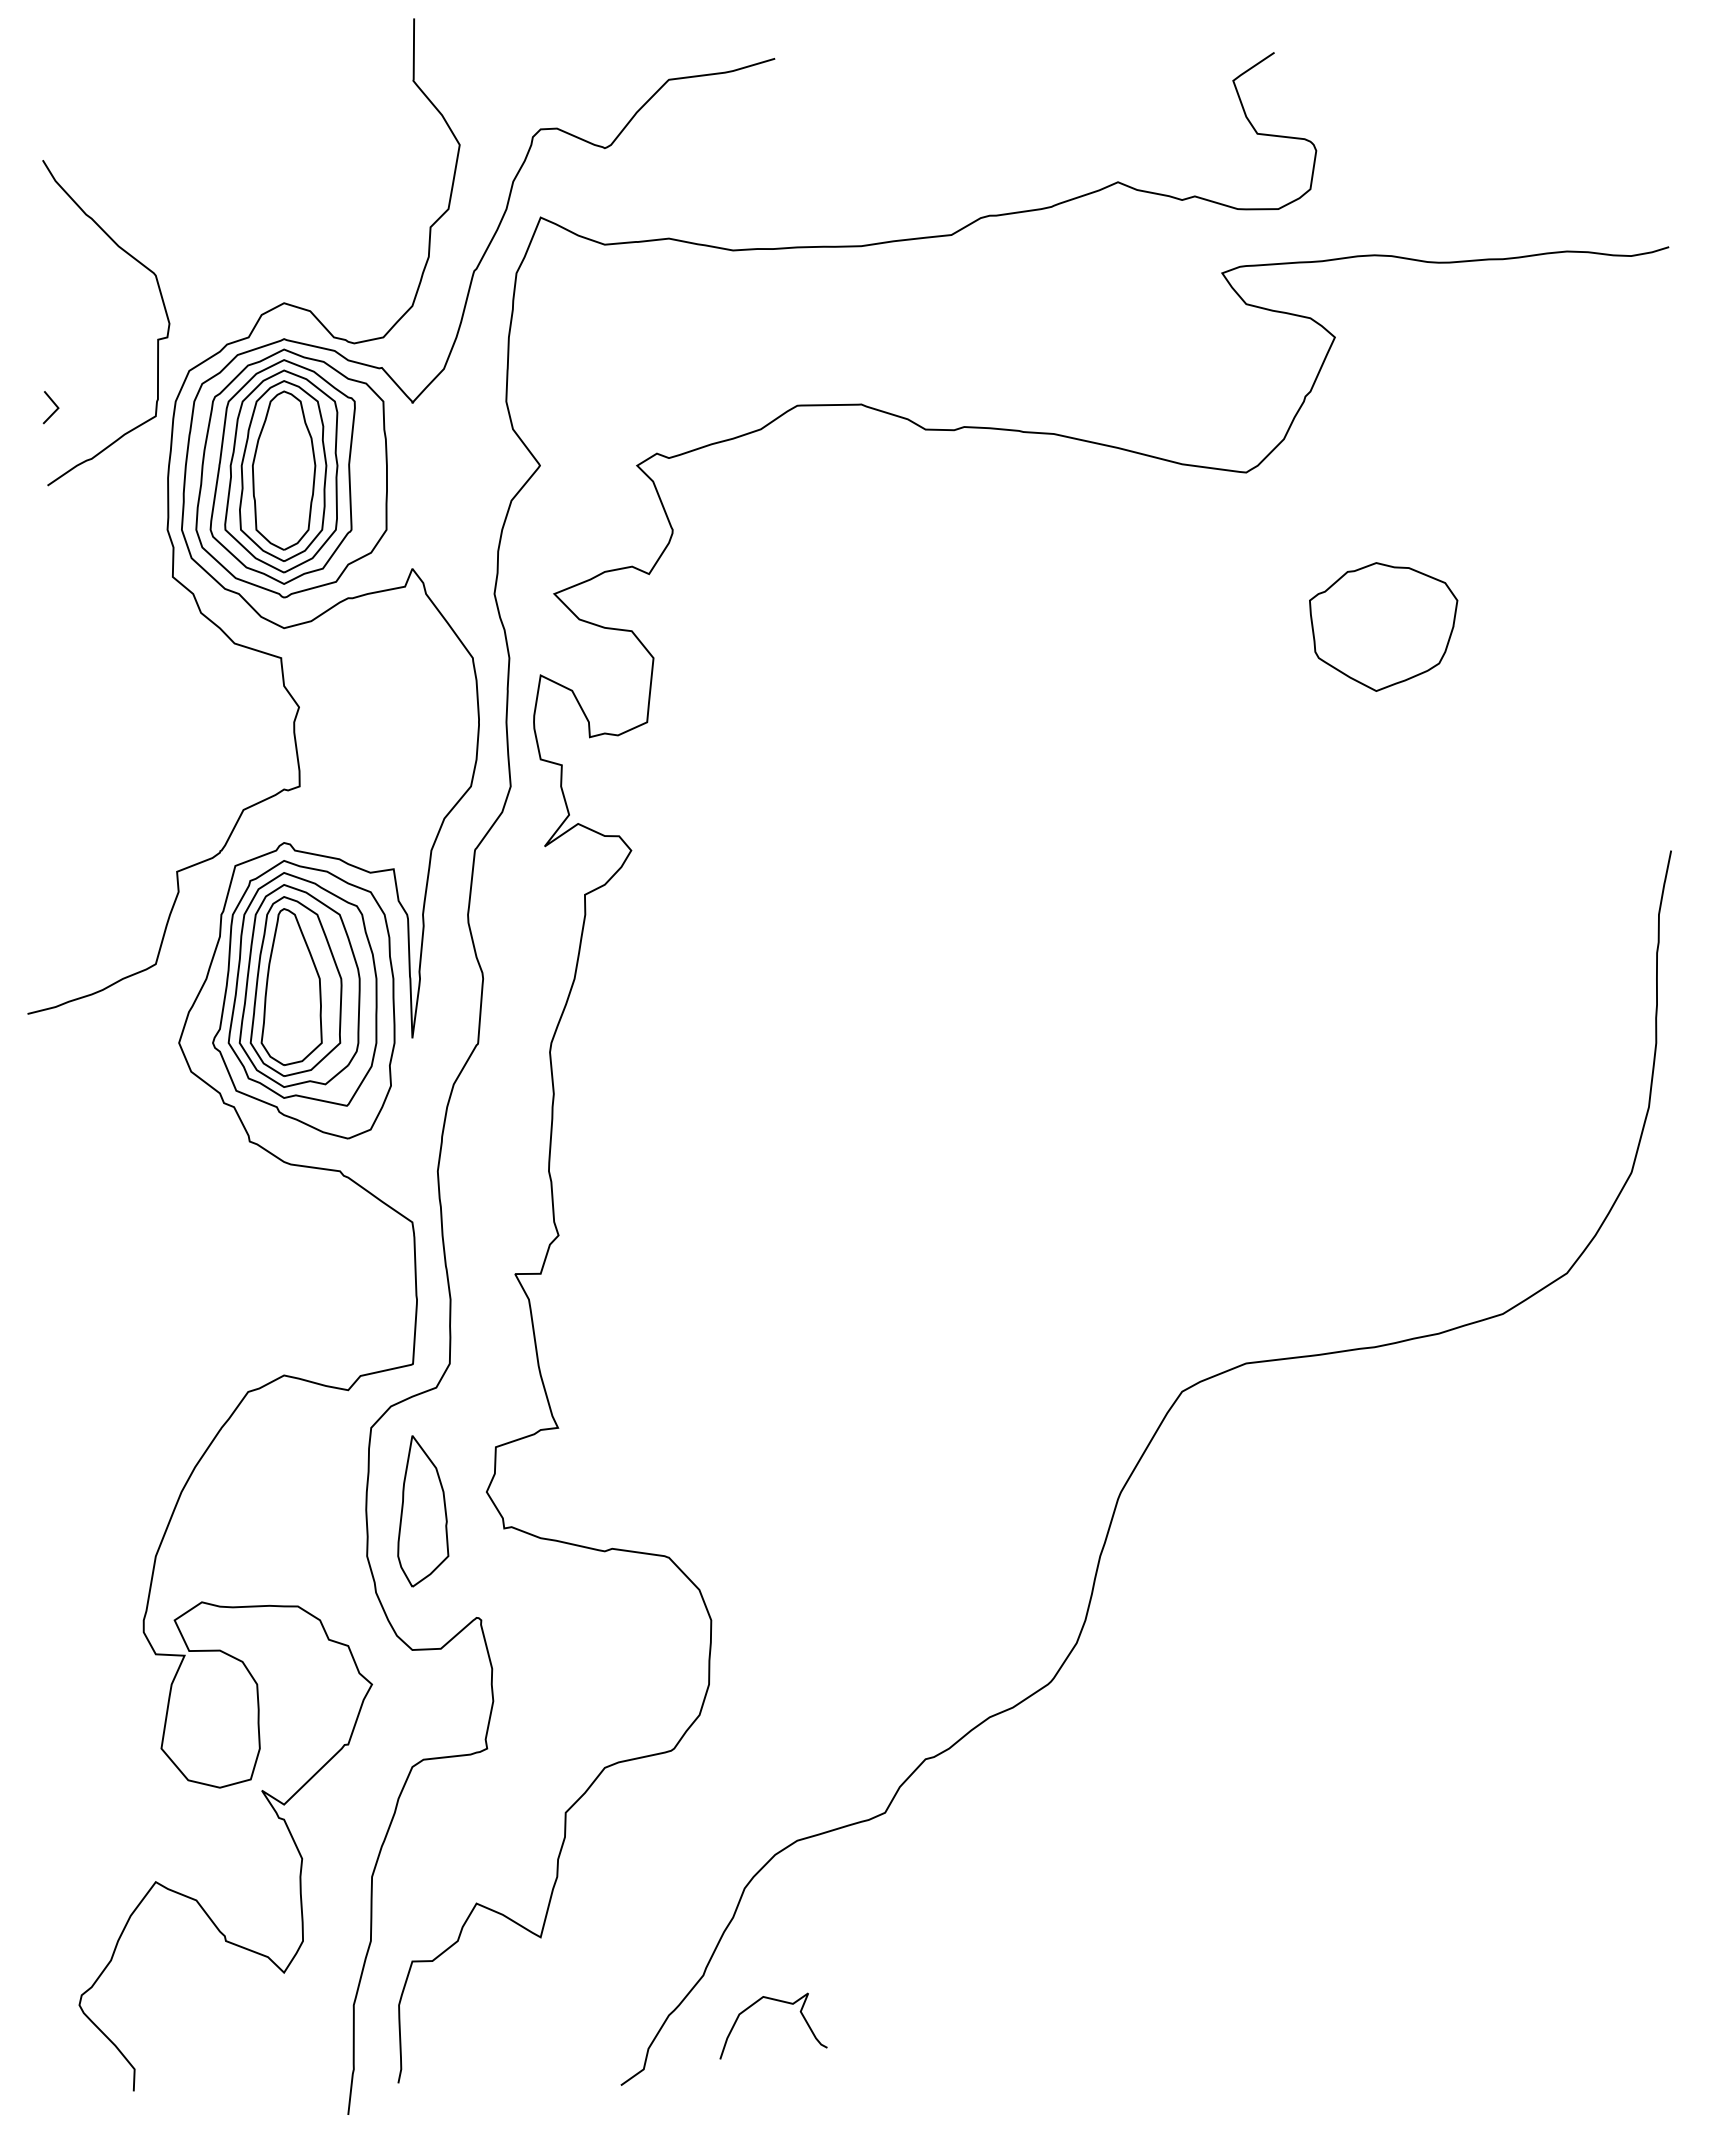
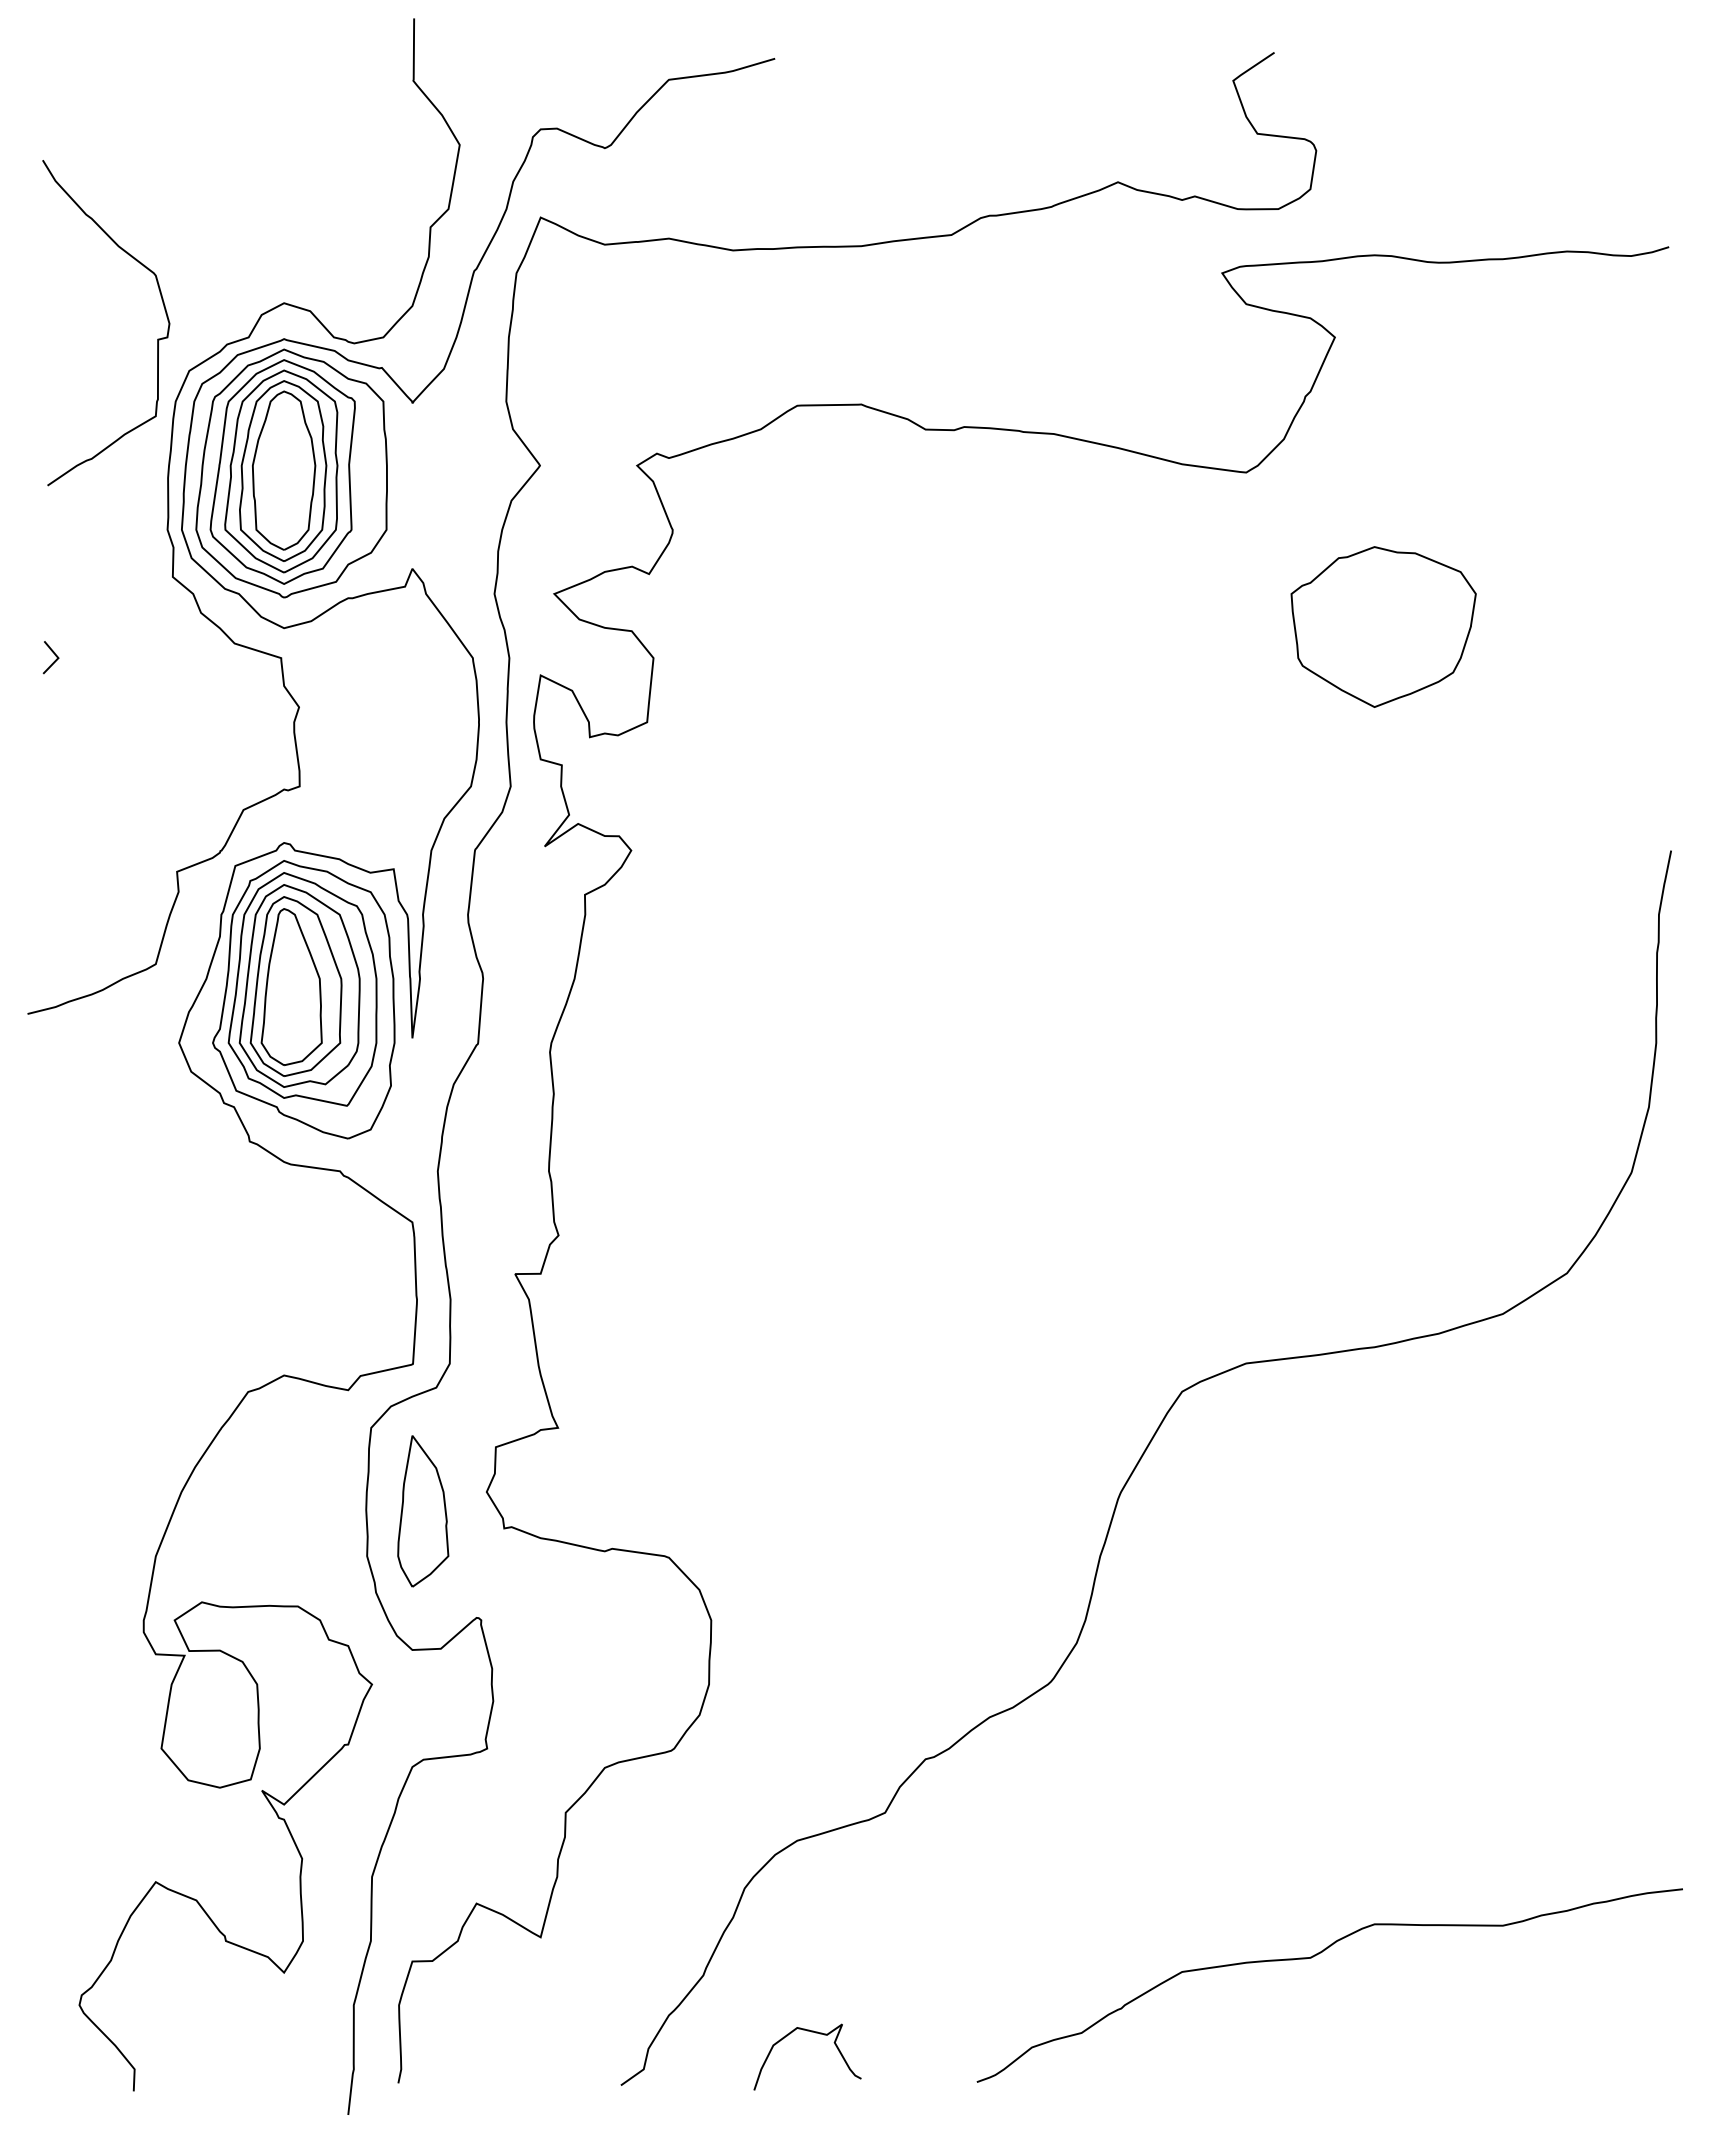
line position: (53, 403) -> (53, 653) (53, 653)
part size: 150x130 px -> 187x162 px (1383, 626)
curve: none -> present (1315, 1956)
curve position: (777, 2001) -> (811, 2032) (811, 2032)
